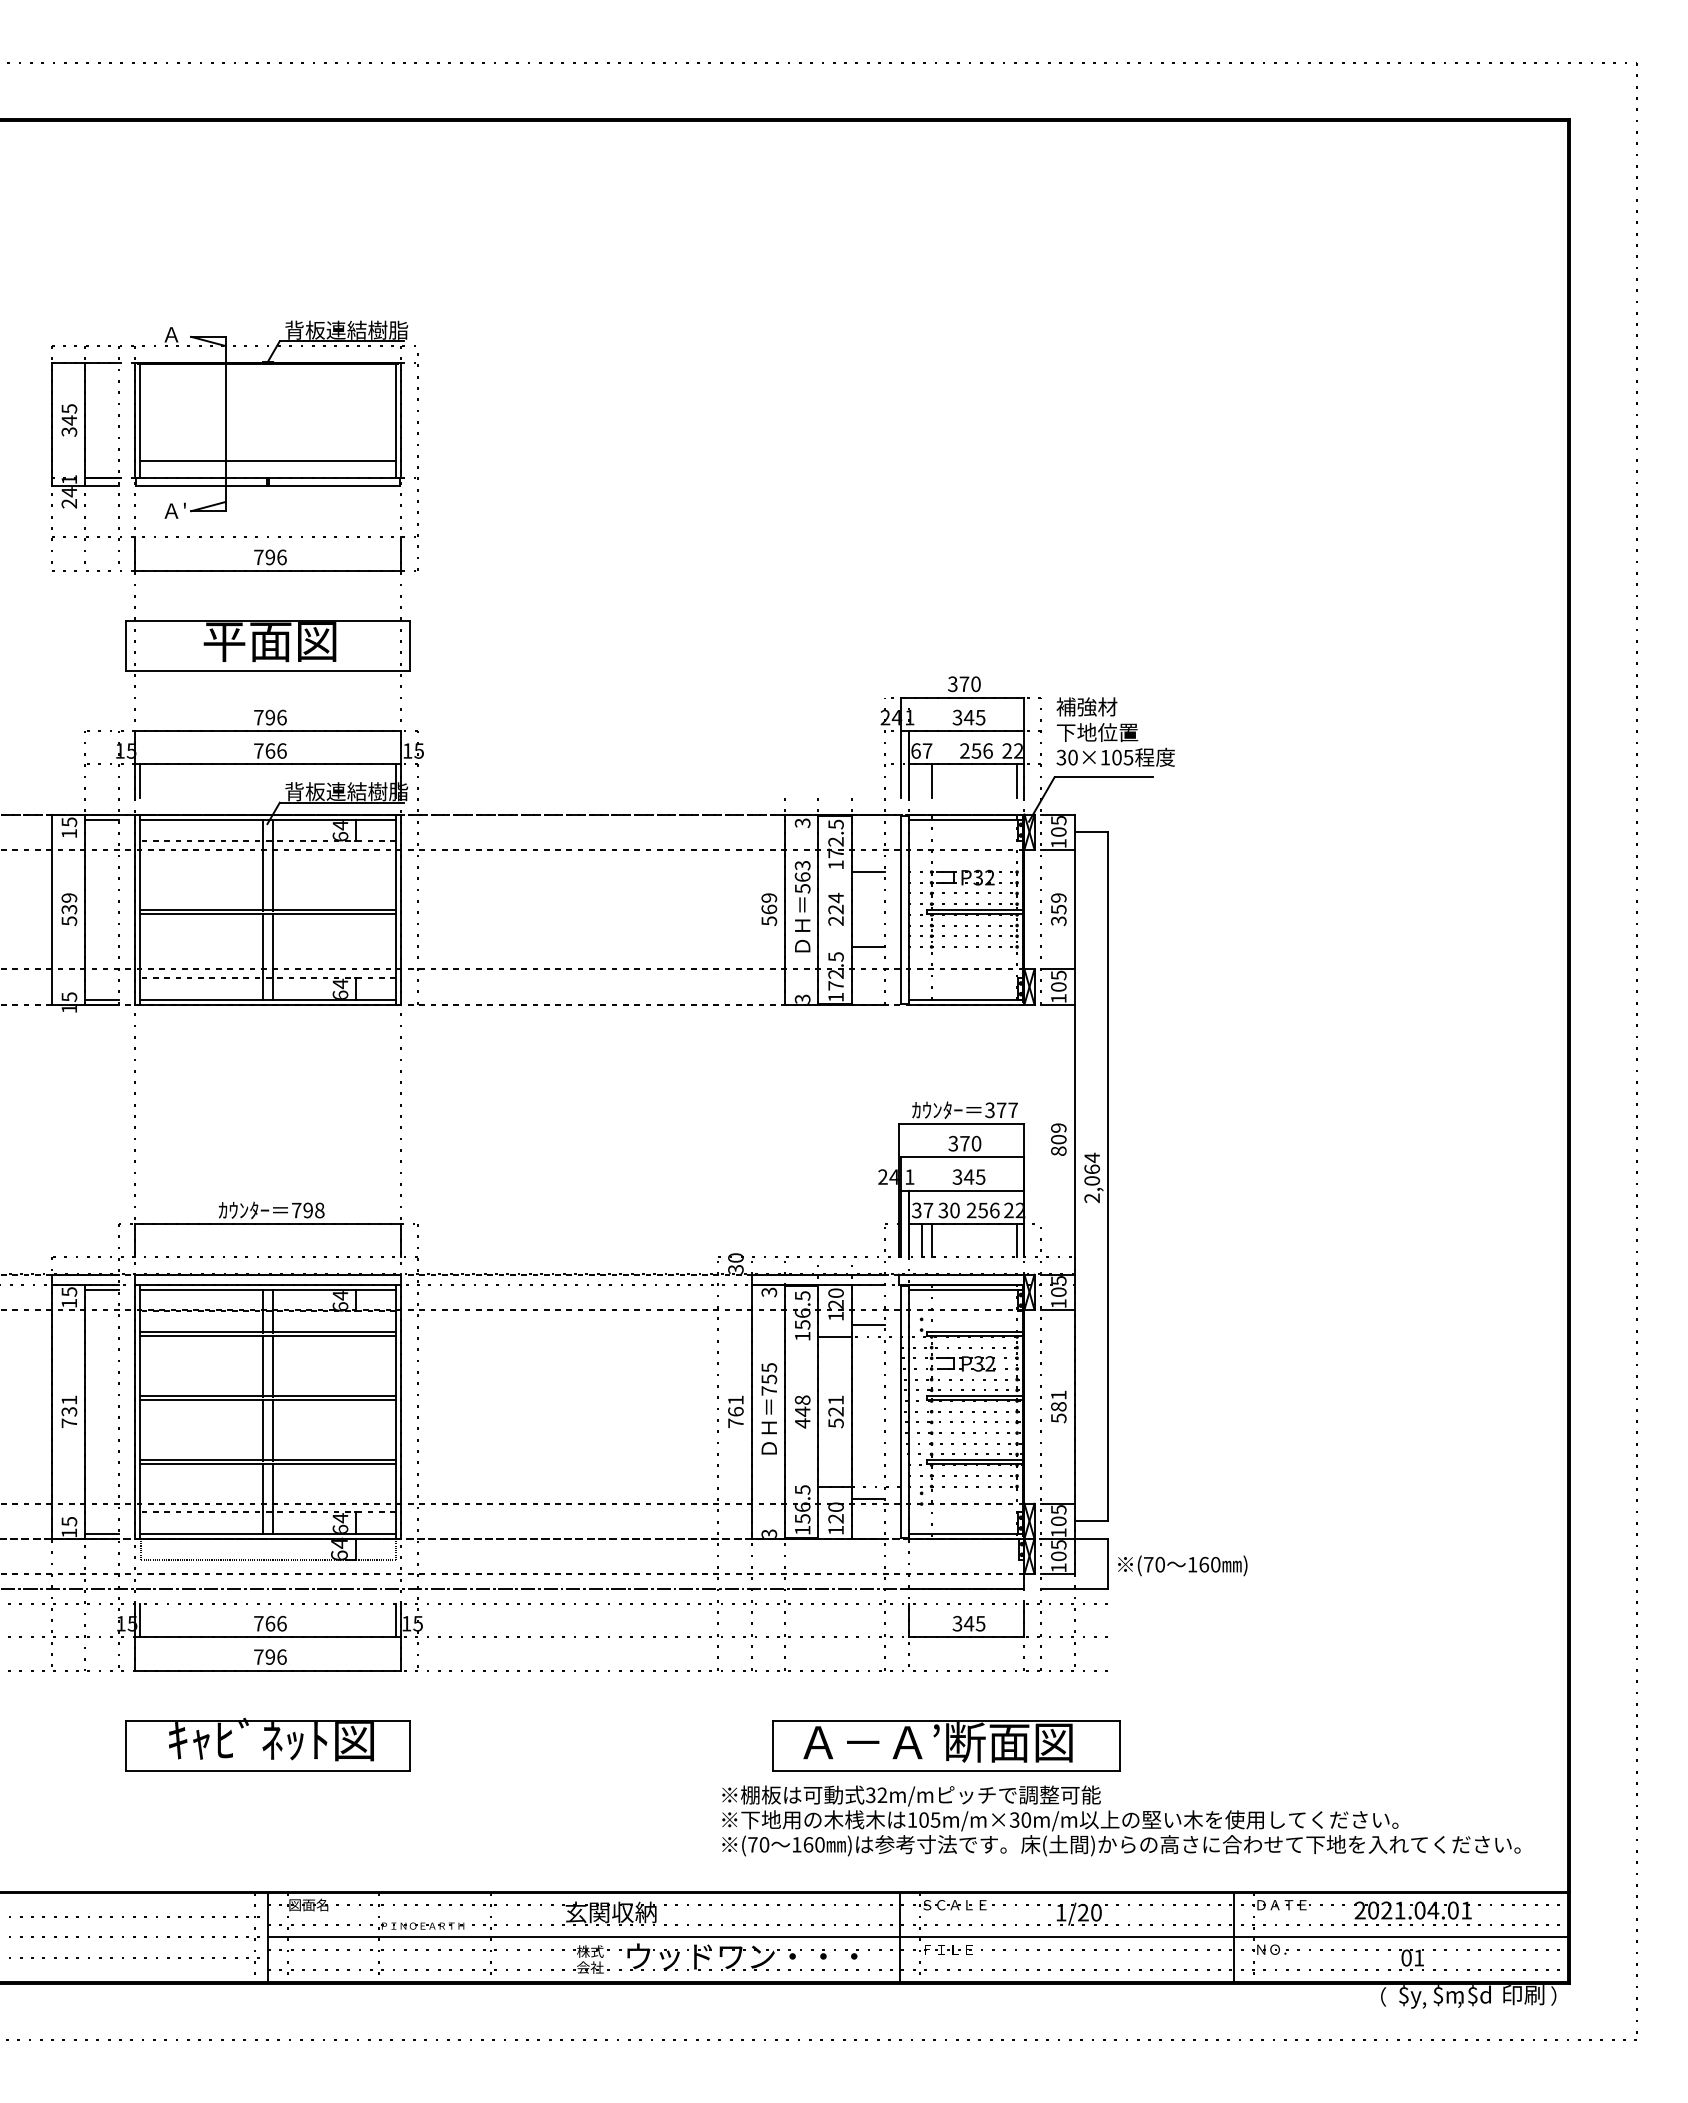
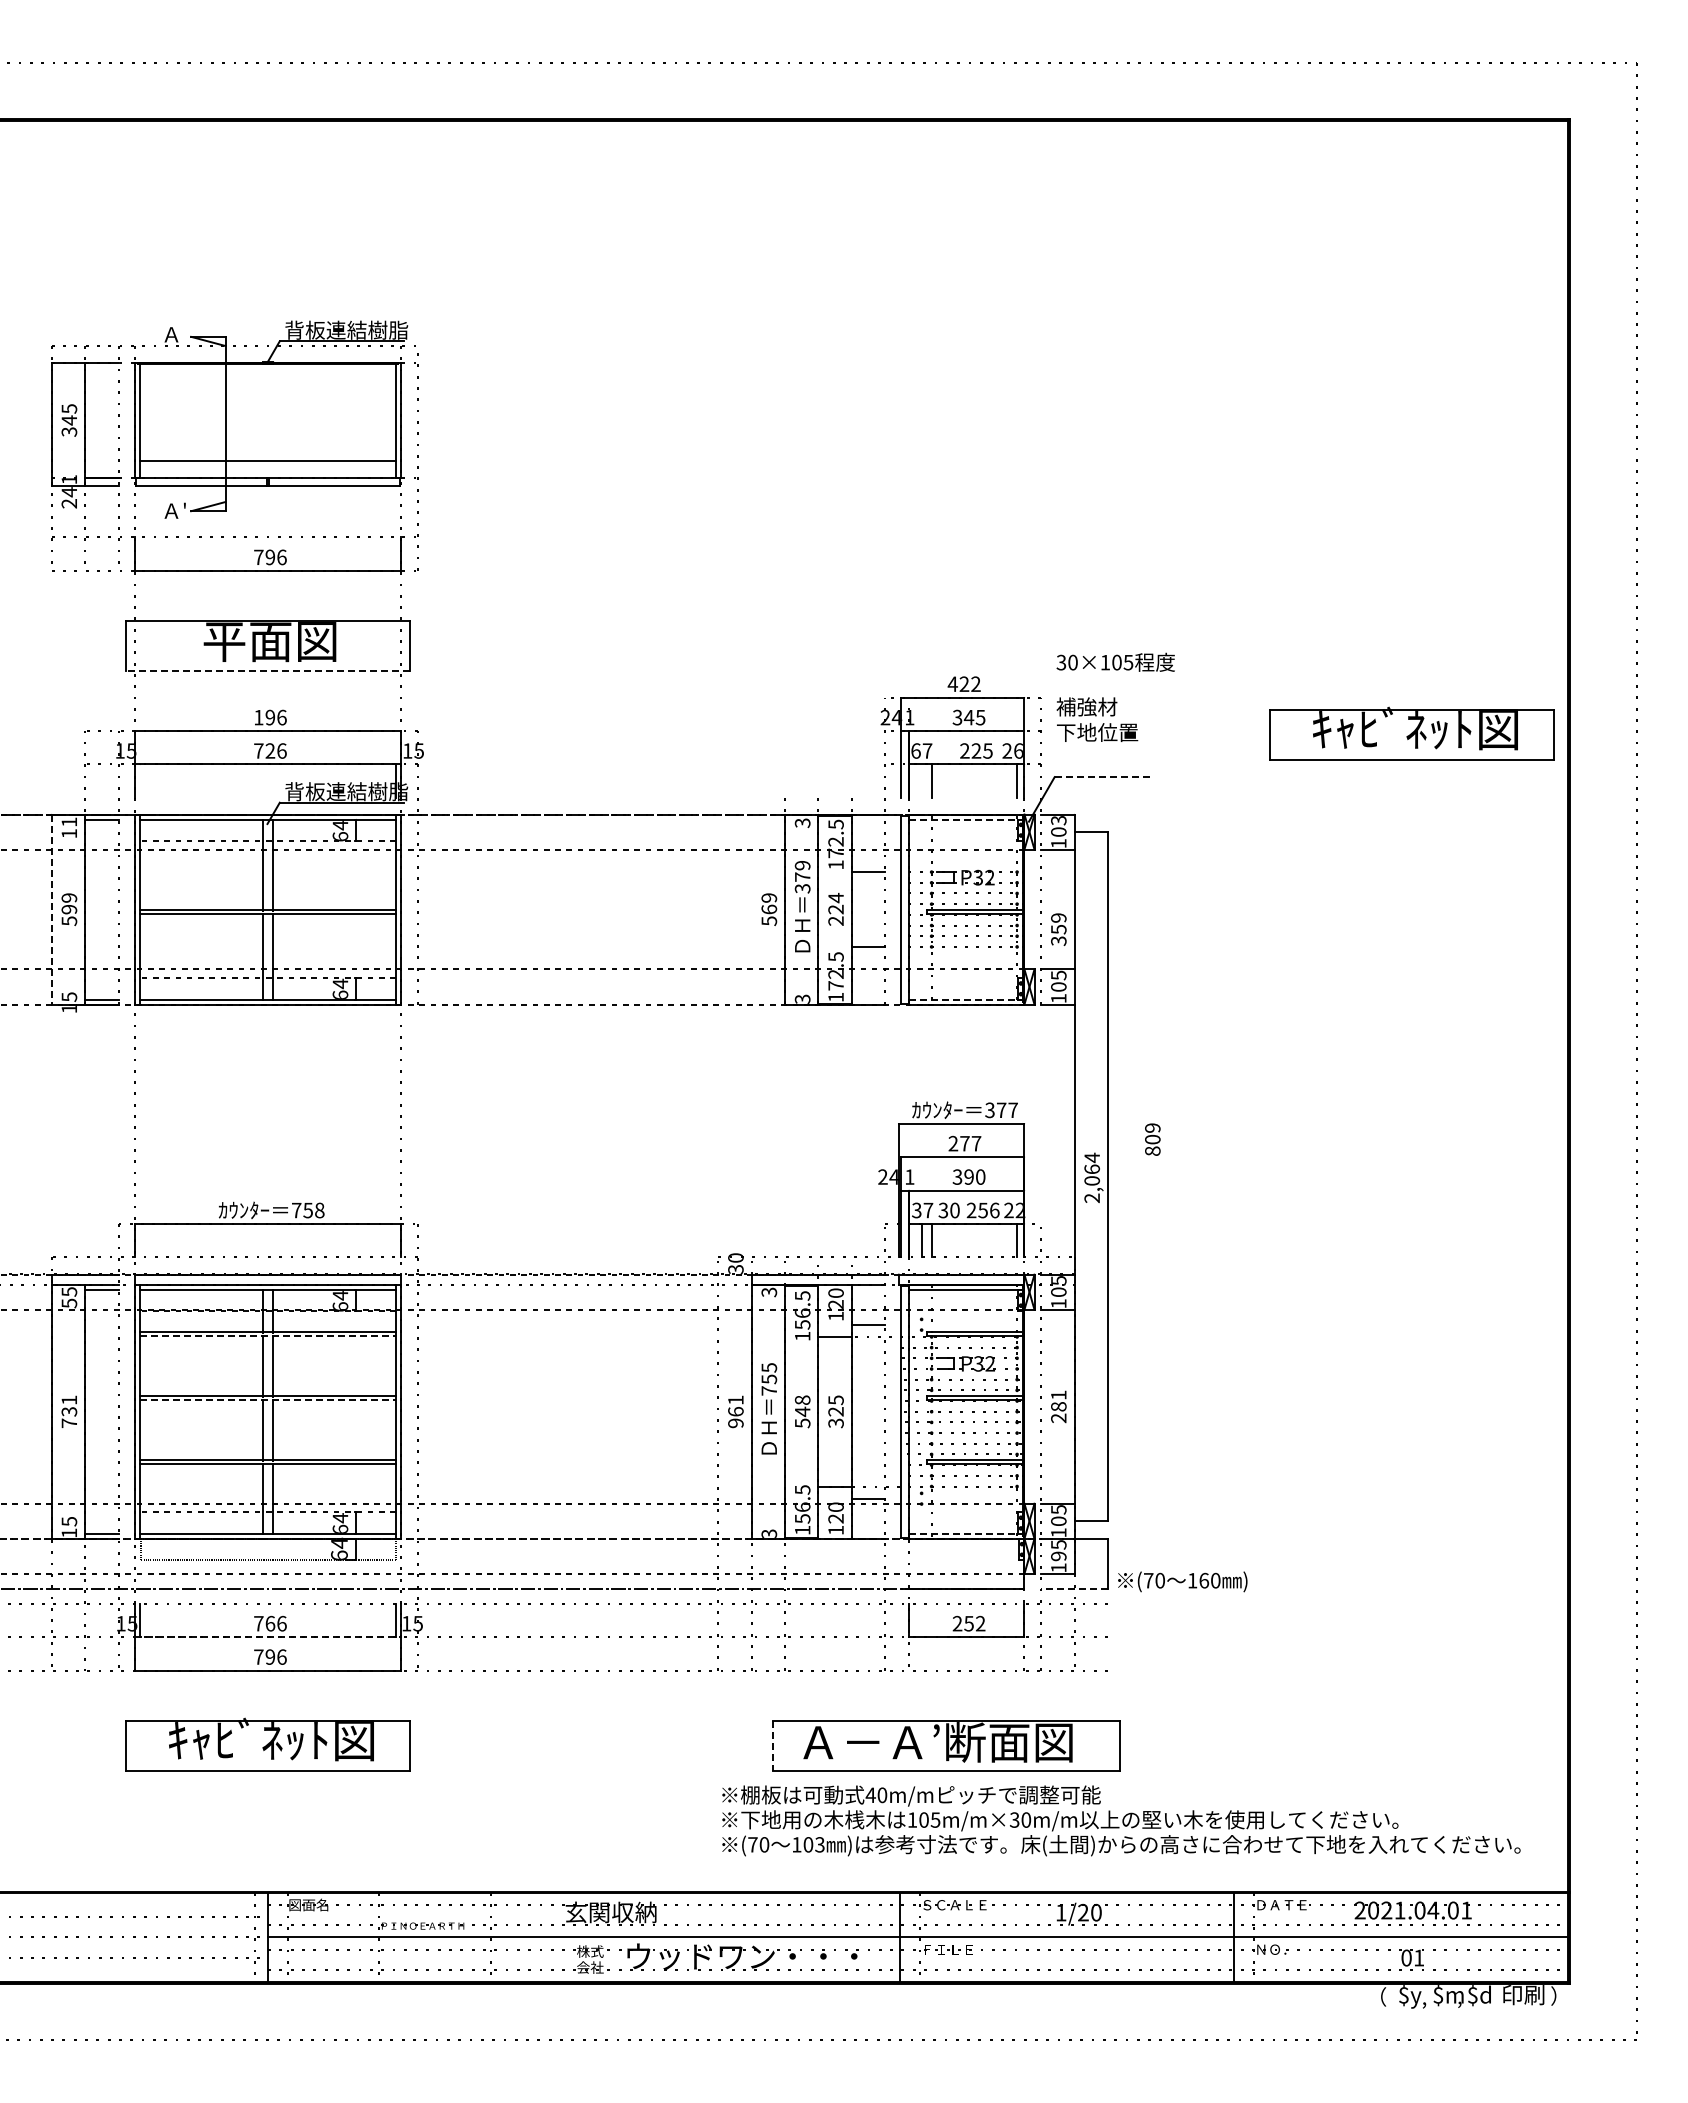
line: solid -> dashed (268, 670)
text: 370 -> 422 (963, 684)
text: 796 -> 196 (258, 717)
part: none -> present (1411, 733)
text: 766 -> 726 (270, 750)
text: 256 -> 225 (981, 750)
text: 22 -> 26 (1018, 750)
text position: (1115, 756) -> (1115, 661) (1115, 661)
line: solid -> dashed (1103, 777)
line: present -> none (140, 780)
line: solid -> dashed (966, 819)
text: 105 -> 103 (1058, 820)
text: 15 -> 11 (69, 822)
text: 563 -> 379 (802, 876)
text: 539 -> 599 (69, 909)
text position: (1058, 909) -> (1058, 929) (1058, 929)
line: solid -> dashed (51, 910)
line: solid -> dashed (966, 999)
text position: (1058, 1139) -> (1152, 1139) (1152, 1139)
text: 370 -> 277 (964, 1143)
text: 345 -> 390 (974, 1176)
text: 798 -> 758 (307, 1210)
text: 15 -> 55 (69, 1303)
line: solid -> dashed (268, 1336)
line: solid -> dashed (268, 1400)
text: 521 -> 325 (835, 1411)
text: 581 -> 281 (1058, 1418)
text: 761 -> 961 (735, 1423)
text: 448 -> 548 (802, 1423)
line: solid -> dashed (966, 1533)
text: 105 -> 195 (1058, 1556)
text position: (1182, 1565) -> (1182, 1581) (1182, 1581)
line: solid -> dashed (1074, 1588)
text: 345 -> 252 (968, 1623)
line: solid -> dashed (268, 1637)
line: solid -> dashed (772, 1746)
text: 32m/m -> 40m/m (876, 1795)
text: 160 -> 103 (813, 1844)
